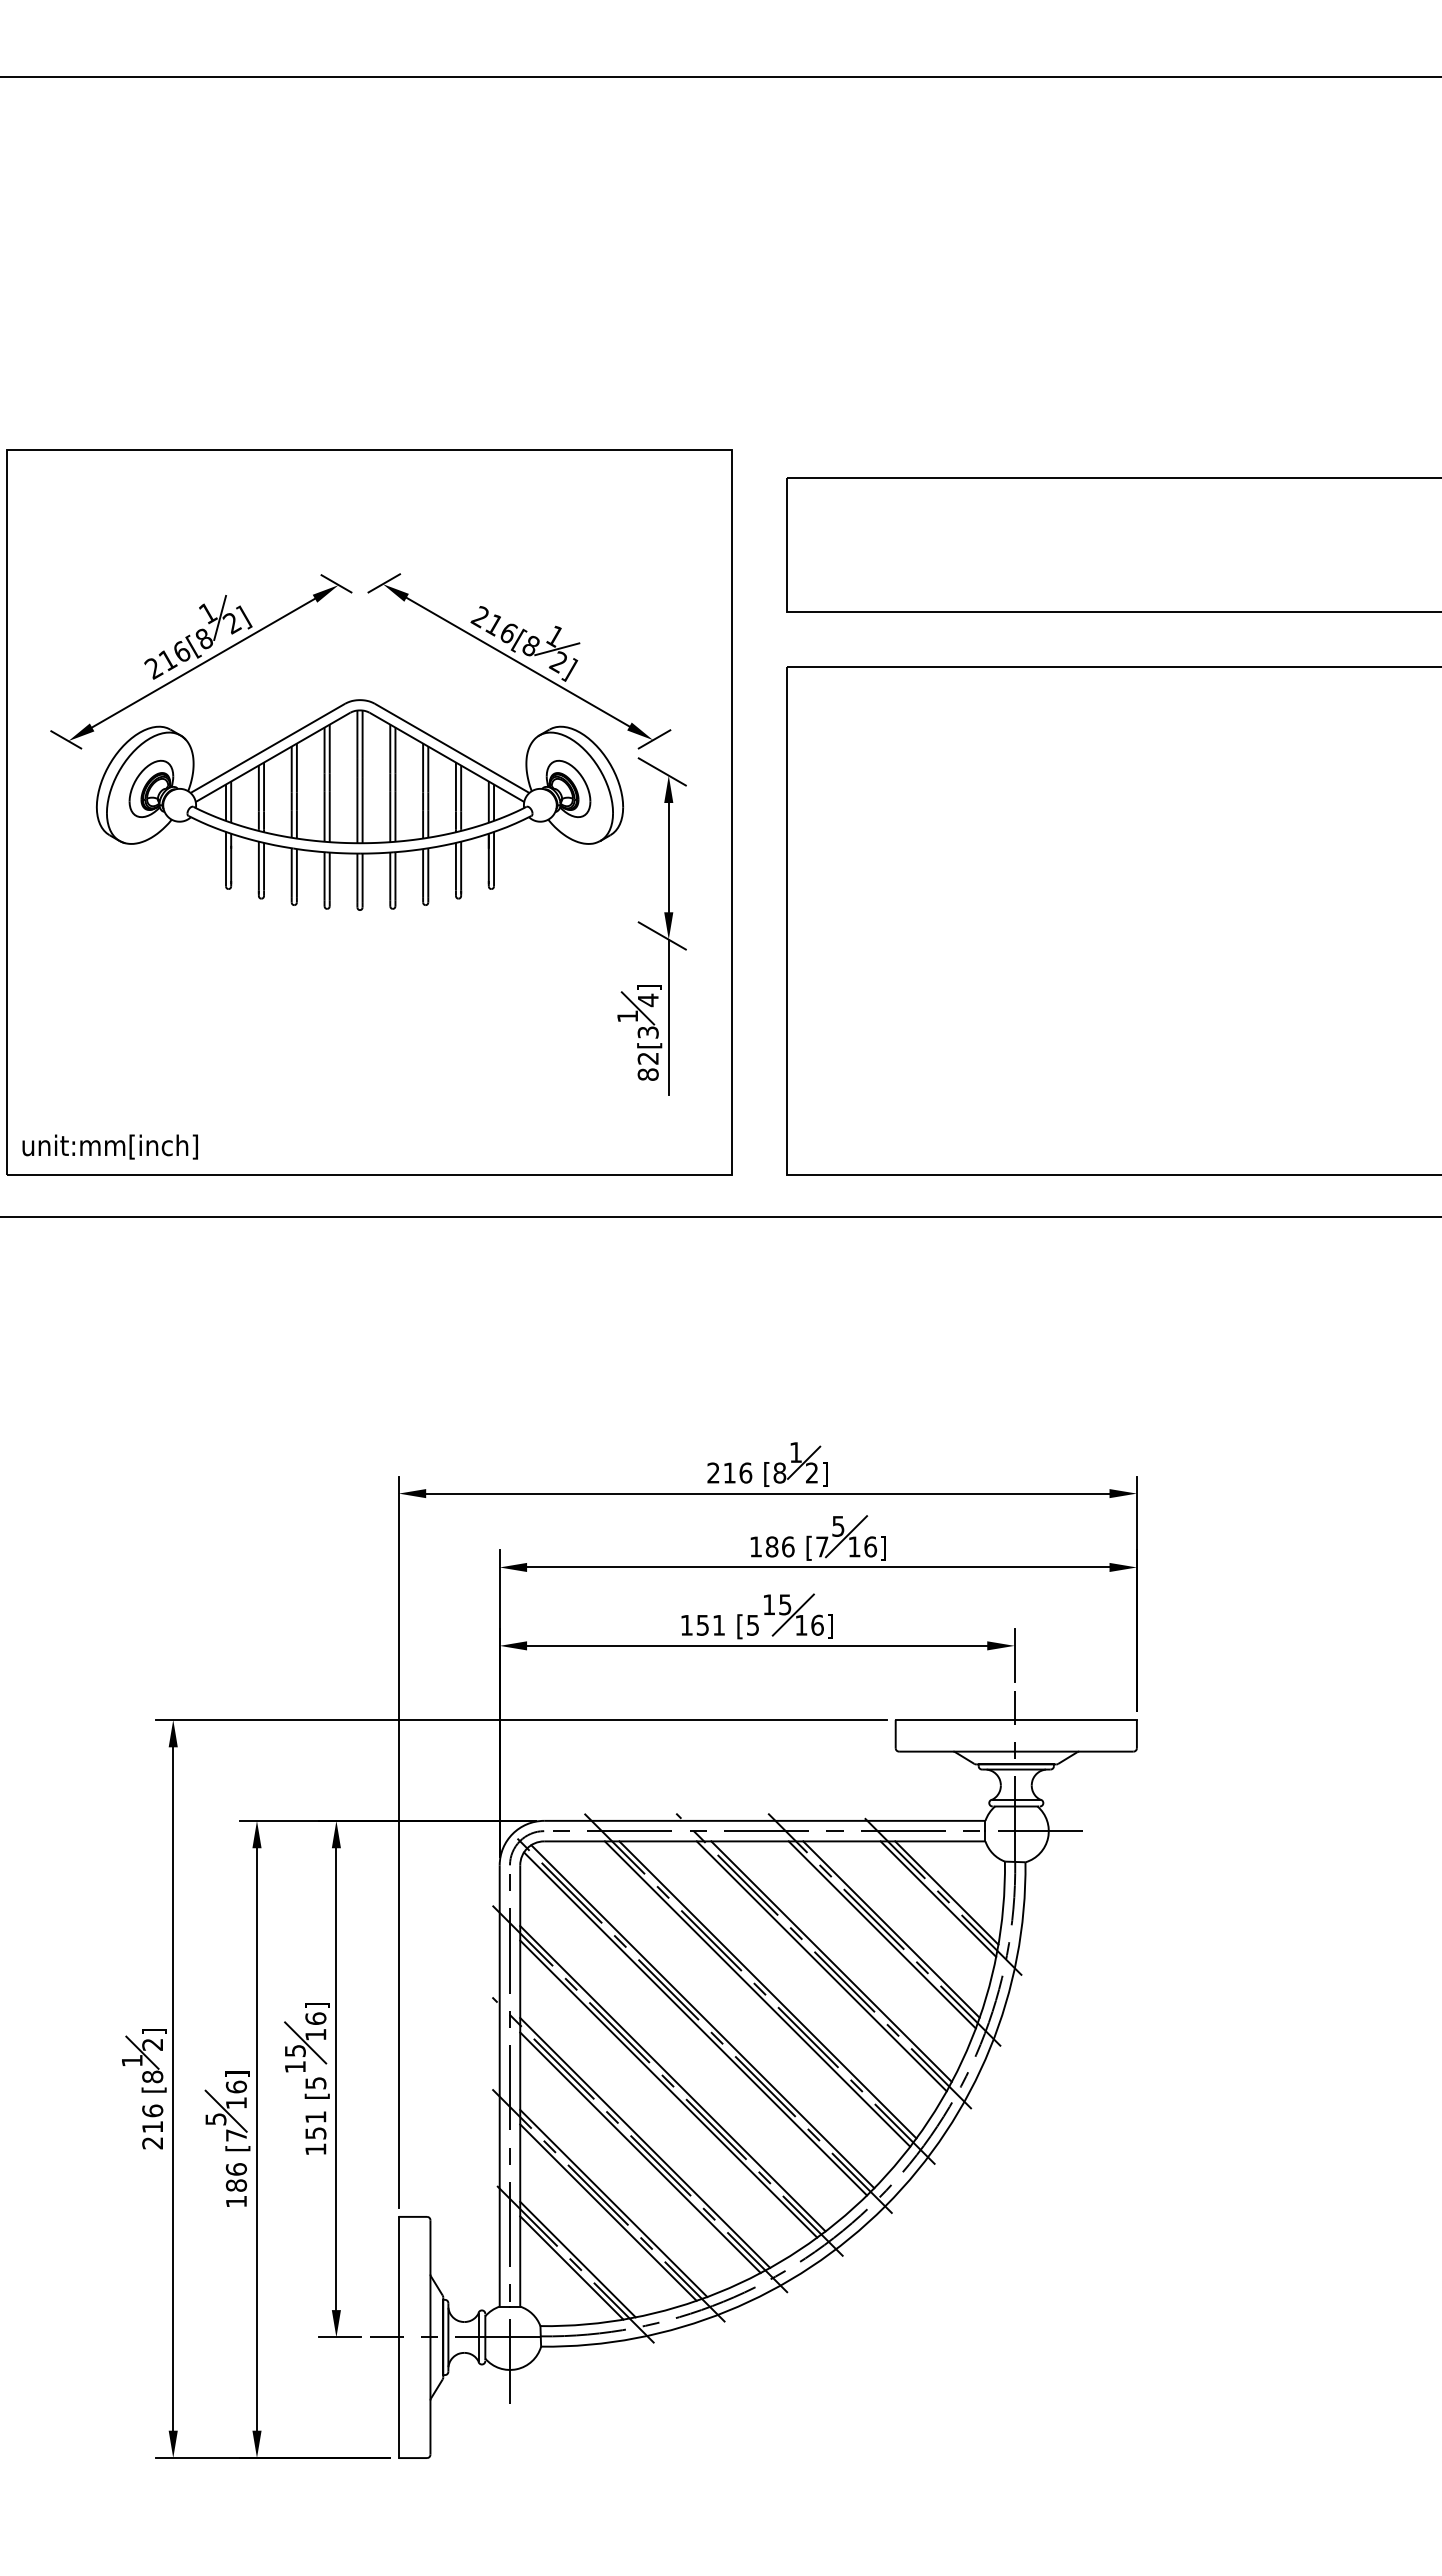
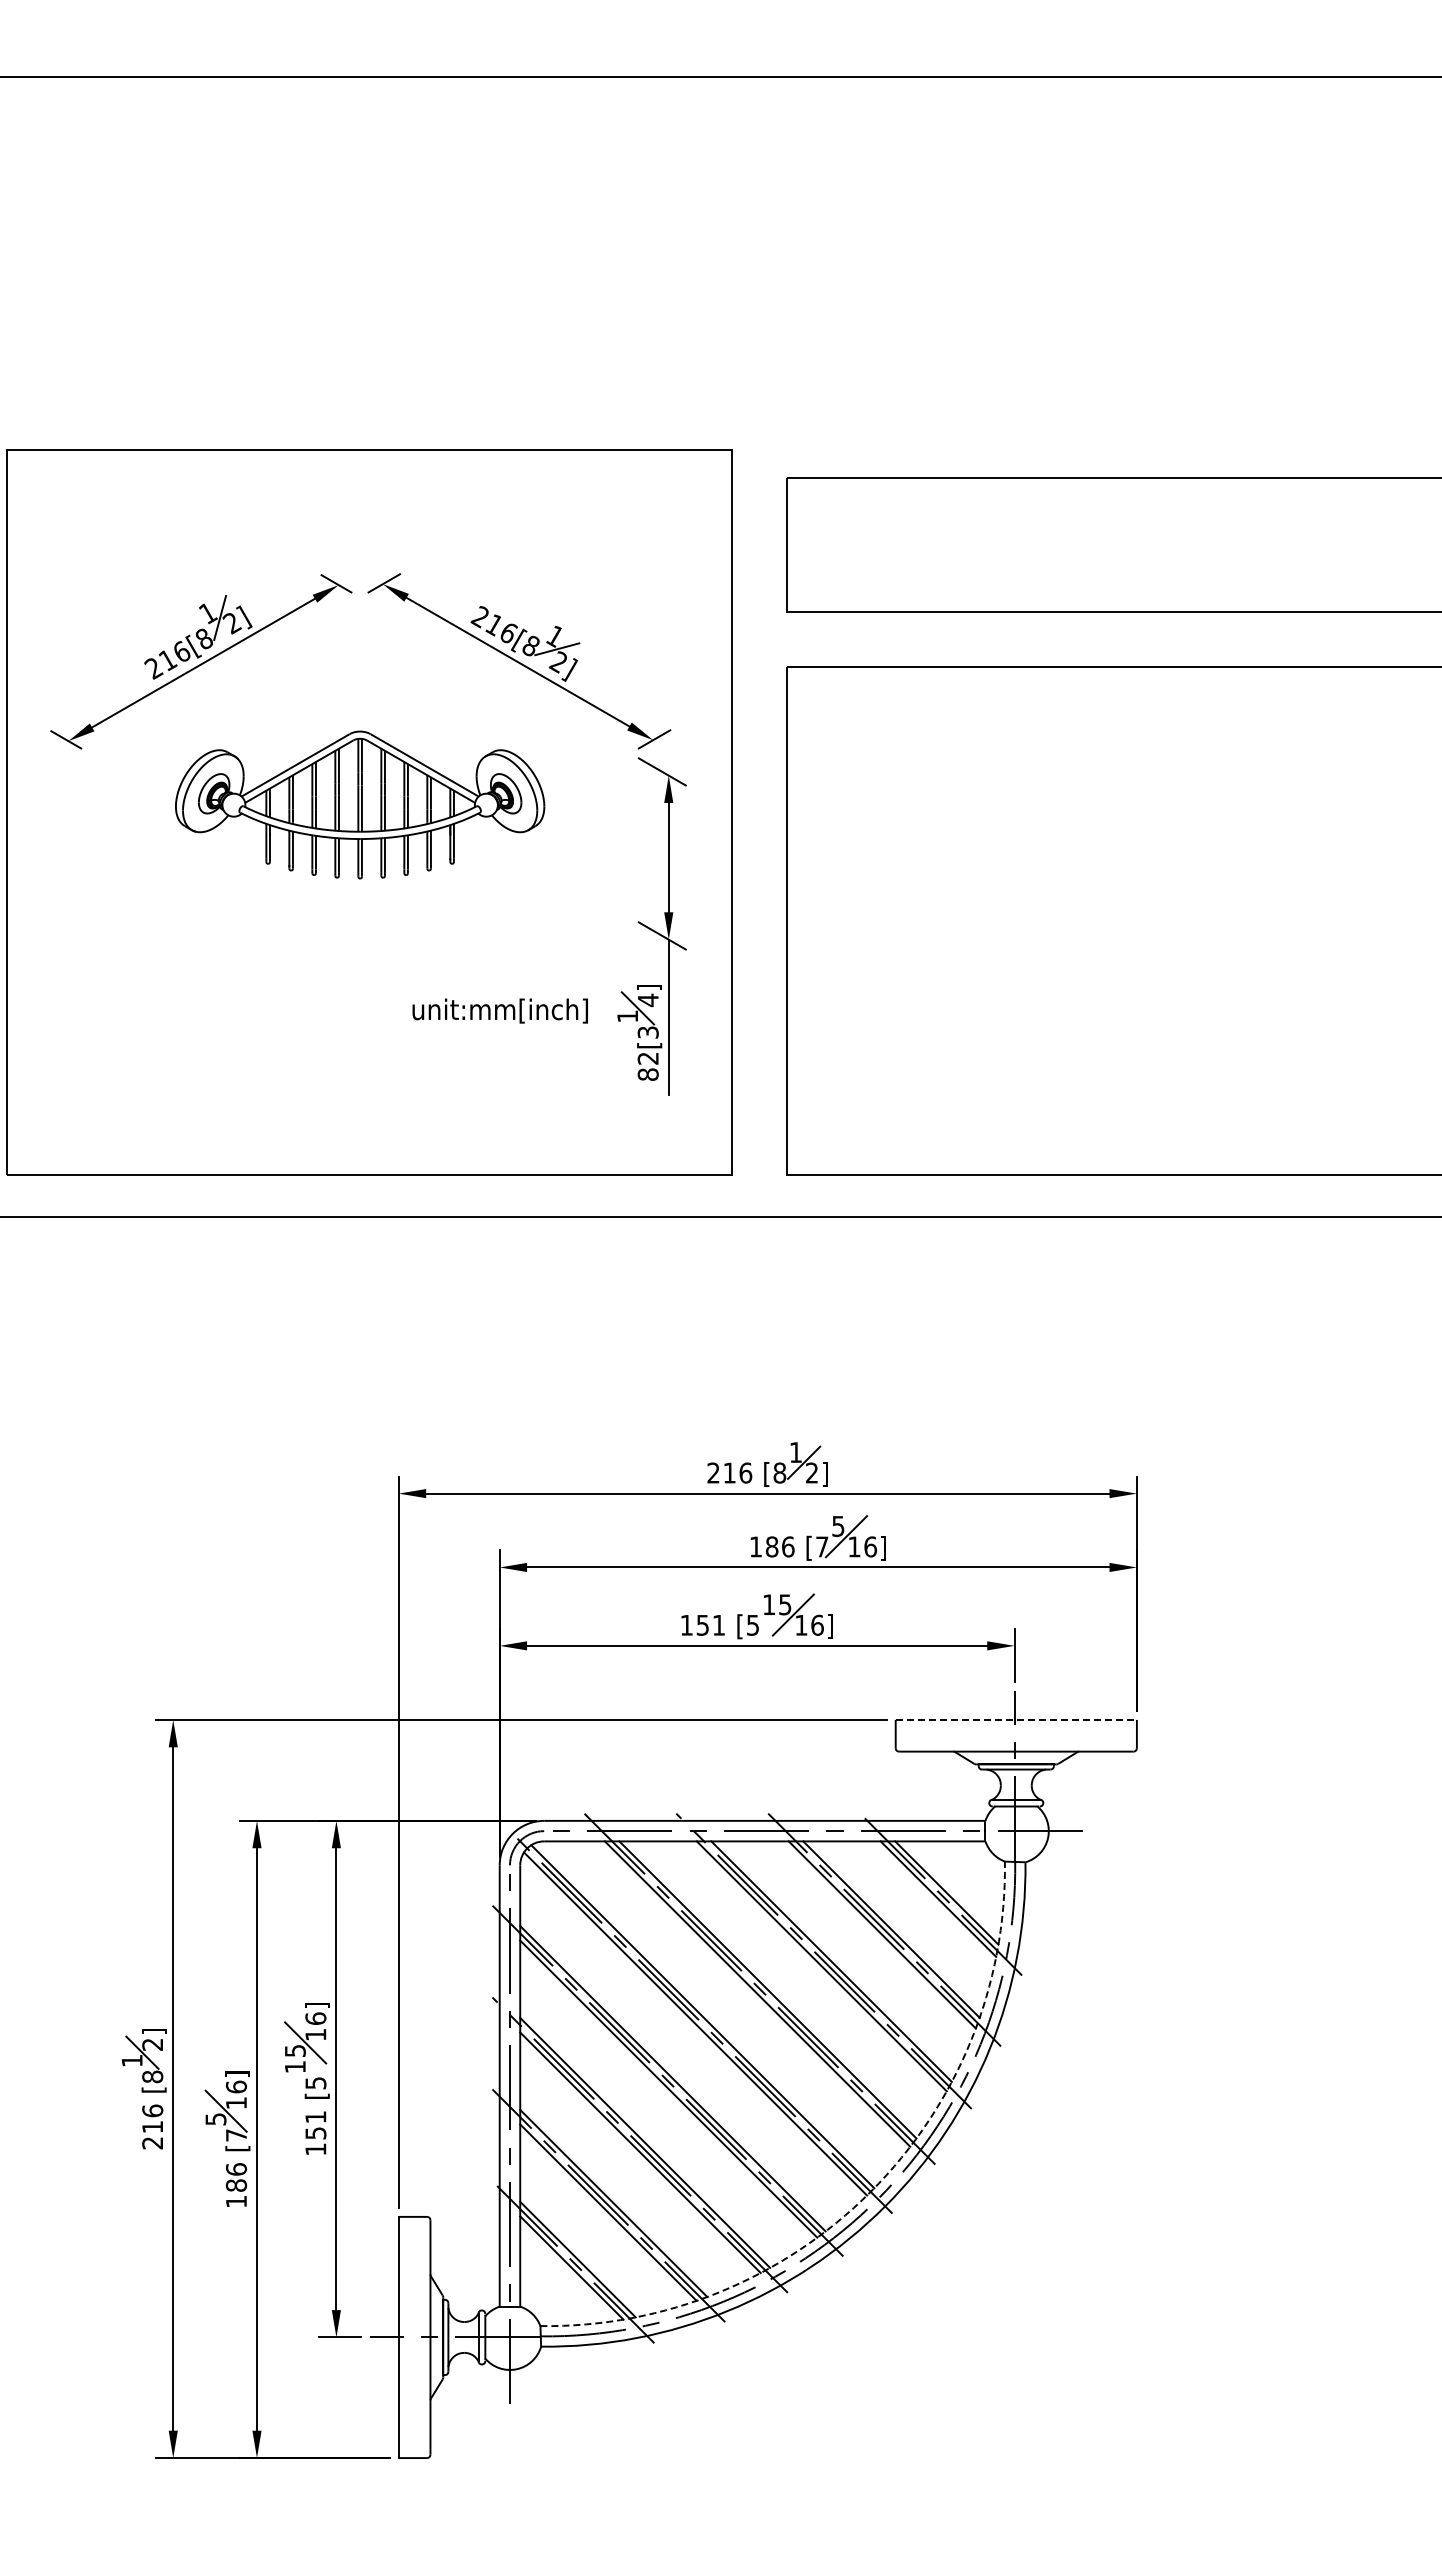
part size: 529x212 px -> 371x150 px (360, 804)
text position: (109, 1146) -> (499, 1010) (499, 1010)
line: solid -> dashed (1016, 1719)
arc: solid -> dashed (870, 2191)
